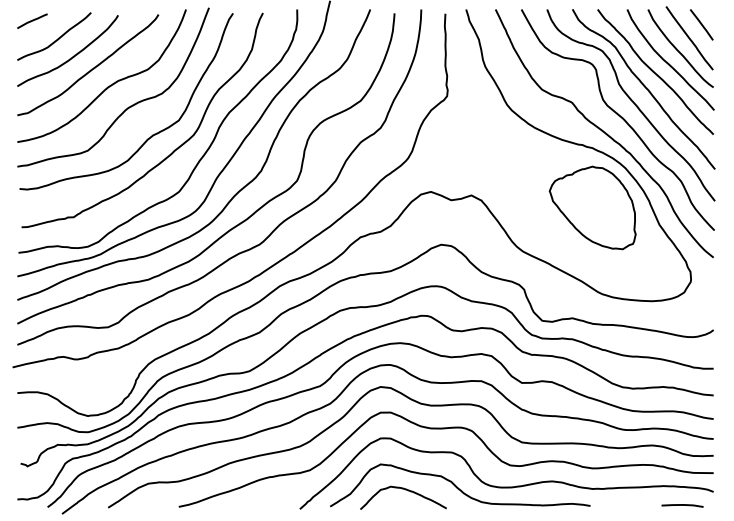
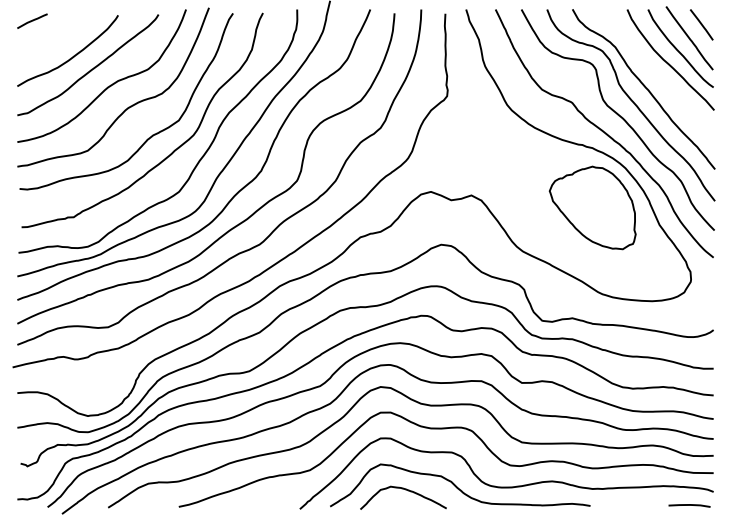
curve: present -> none (57, 38)
curve: present -> none (654, 71)
line position: (682, 505) -> (689, 505) (689, 505)
